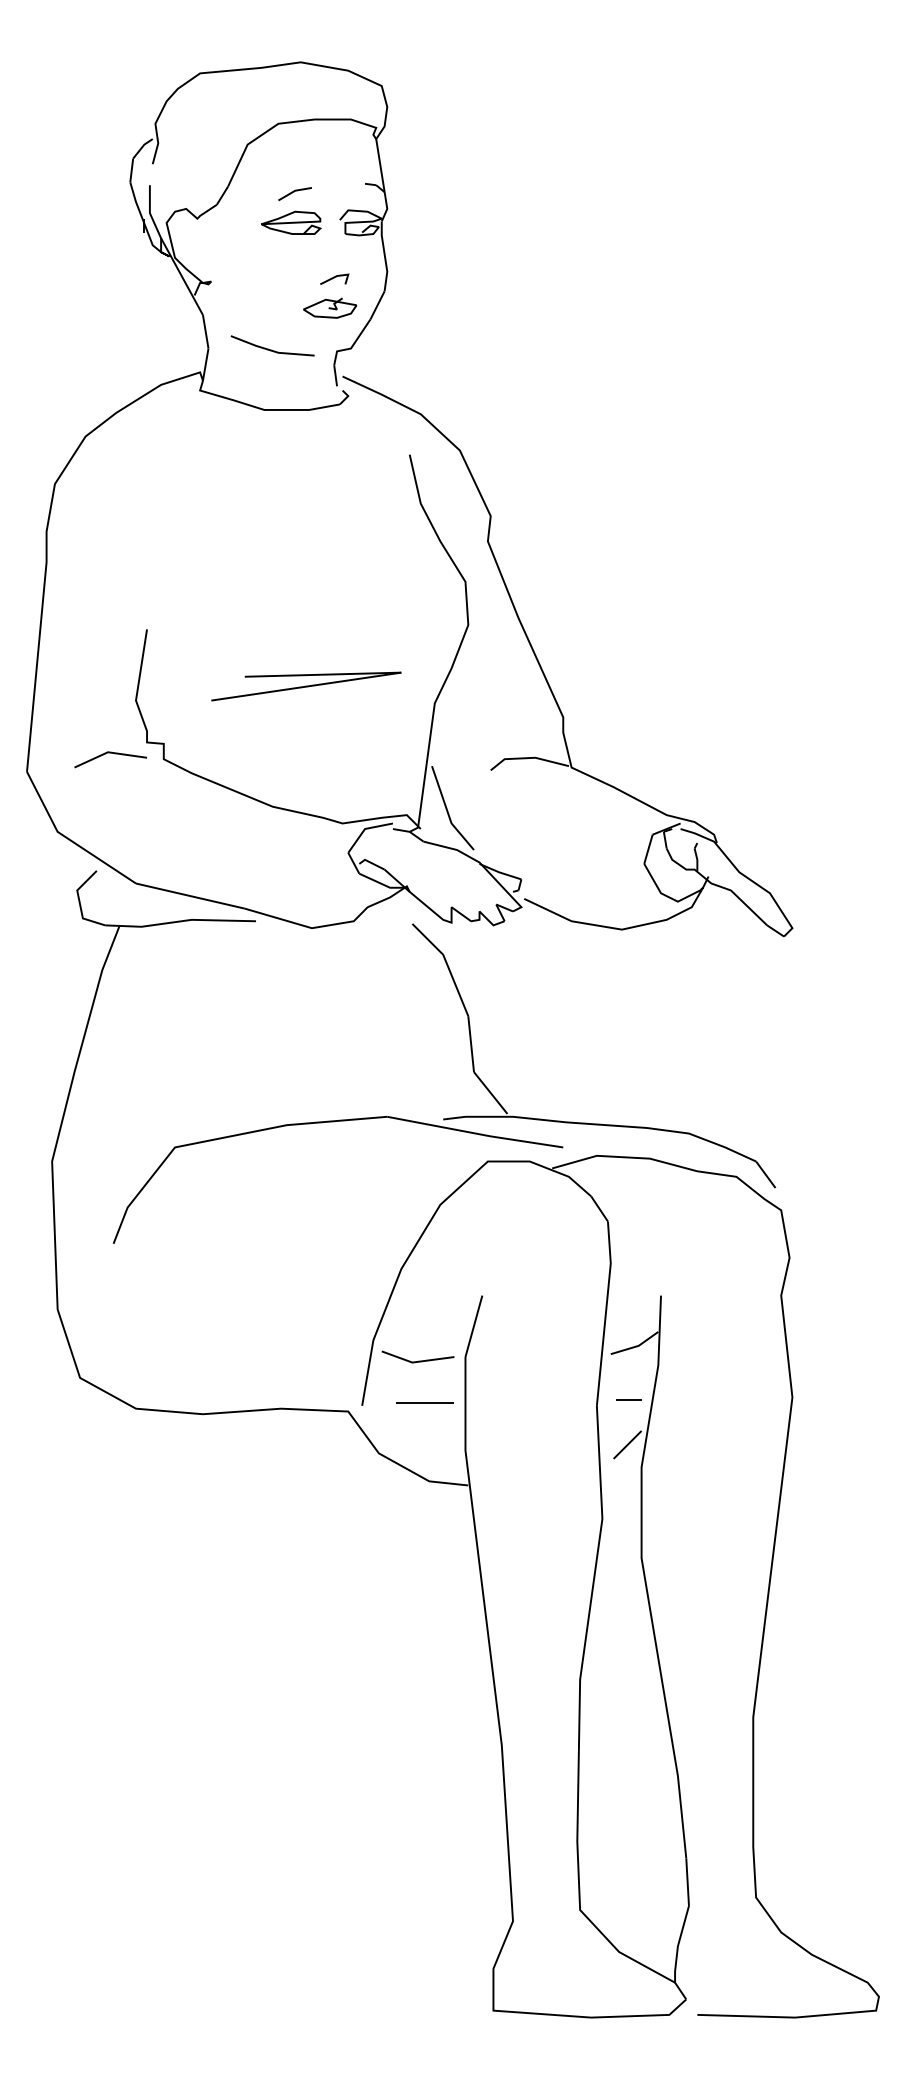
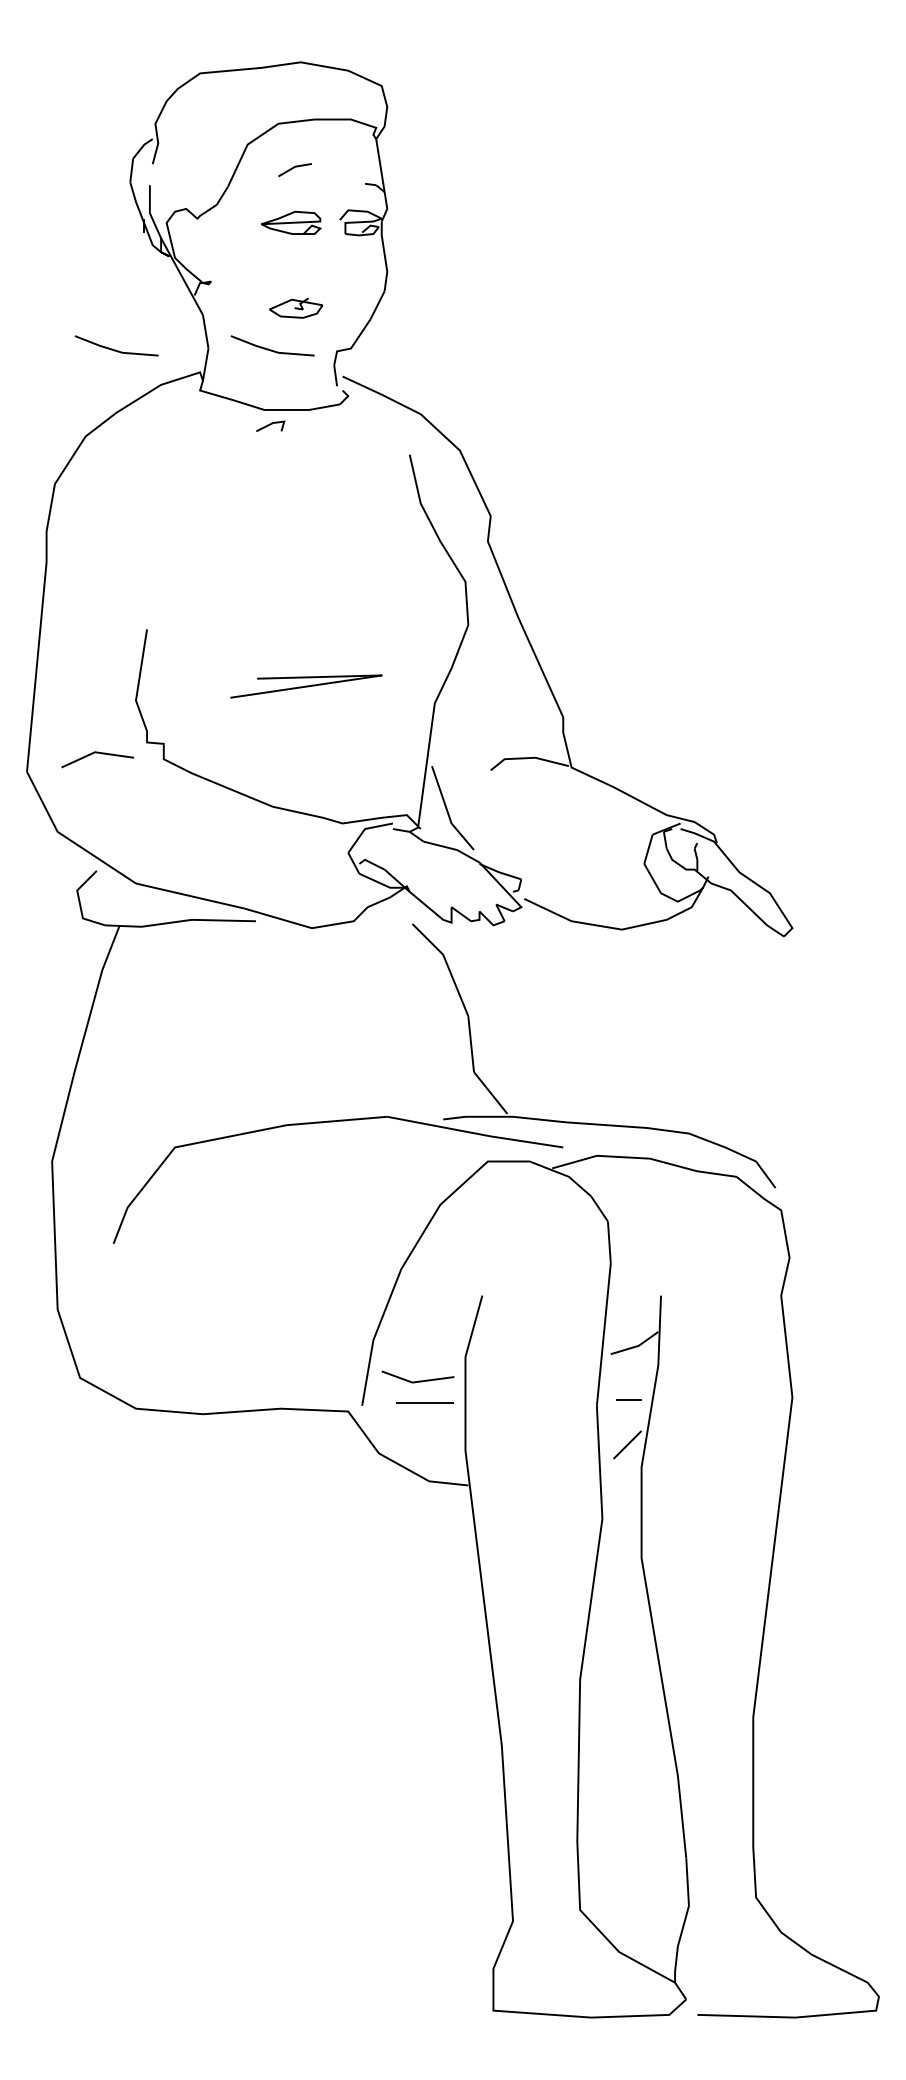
line position: (294, 192) -> (294, 168) (294, 168)
line position: (334, 278) -> (270, 425) (270, 425)
part position: (330, 307) -> (296, 307) (296, 307)
line: none -> present (115, 349)
part size: 191x31 px -> 153x25 px (306, 686)
line position: (110, 753) -> (97, 753) (97, 753)
line position: (418, 1360) -> (418, 1380) (418, 1380)
